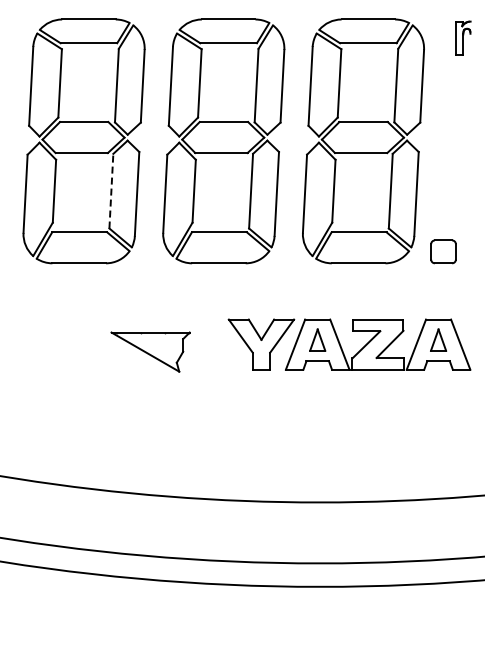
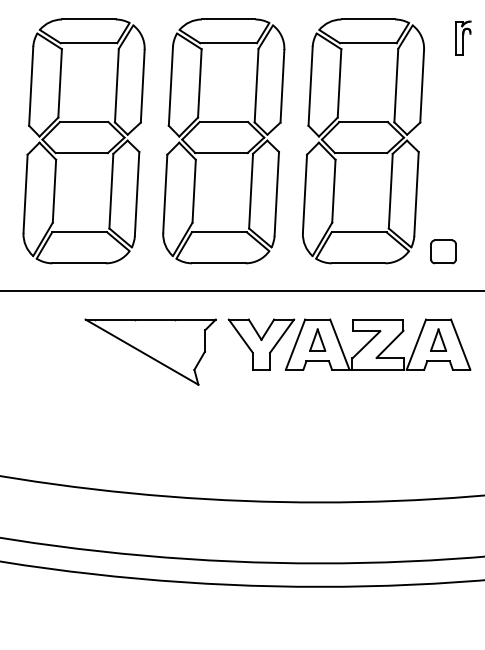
line: dashed -> solid (111, 190)
line: none -> present (241, 291)
part size: 81x42 px -> 133x68 px (150, 351)
